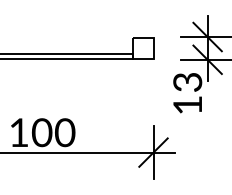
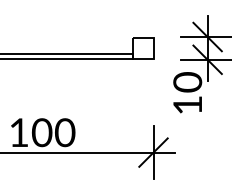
text: 13 -> 10 (187, 82)
